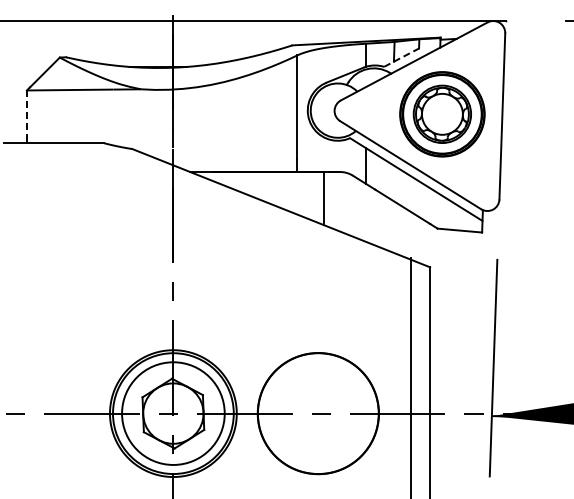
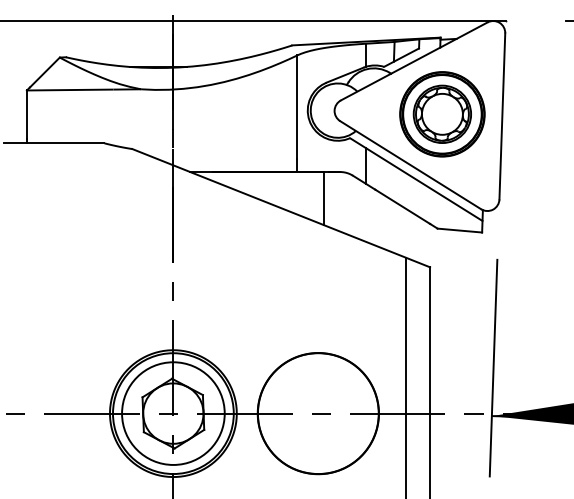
line: dashed -> solid (401, 57)
line: dashed -> solid (26, 115)
line position: (410, 376) -> (405, 376) (405, 376)
